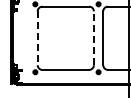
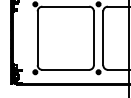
line: dashed -> solid (37, 38)
line: dashed -> solid (93, 38)
